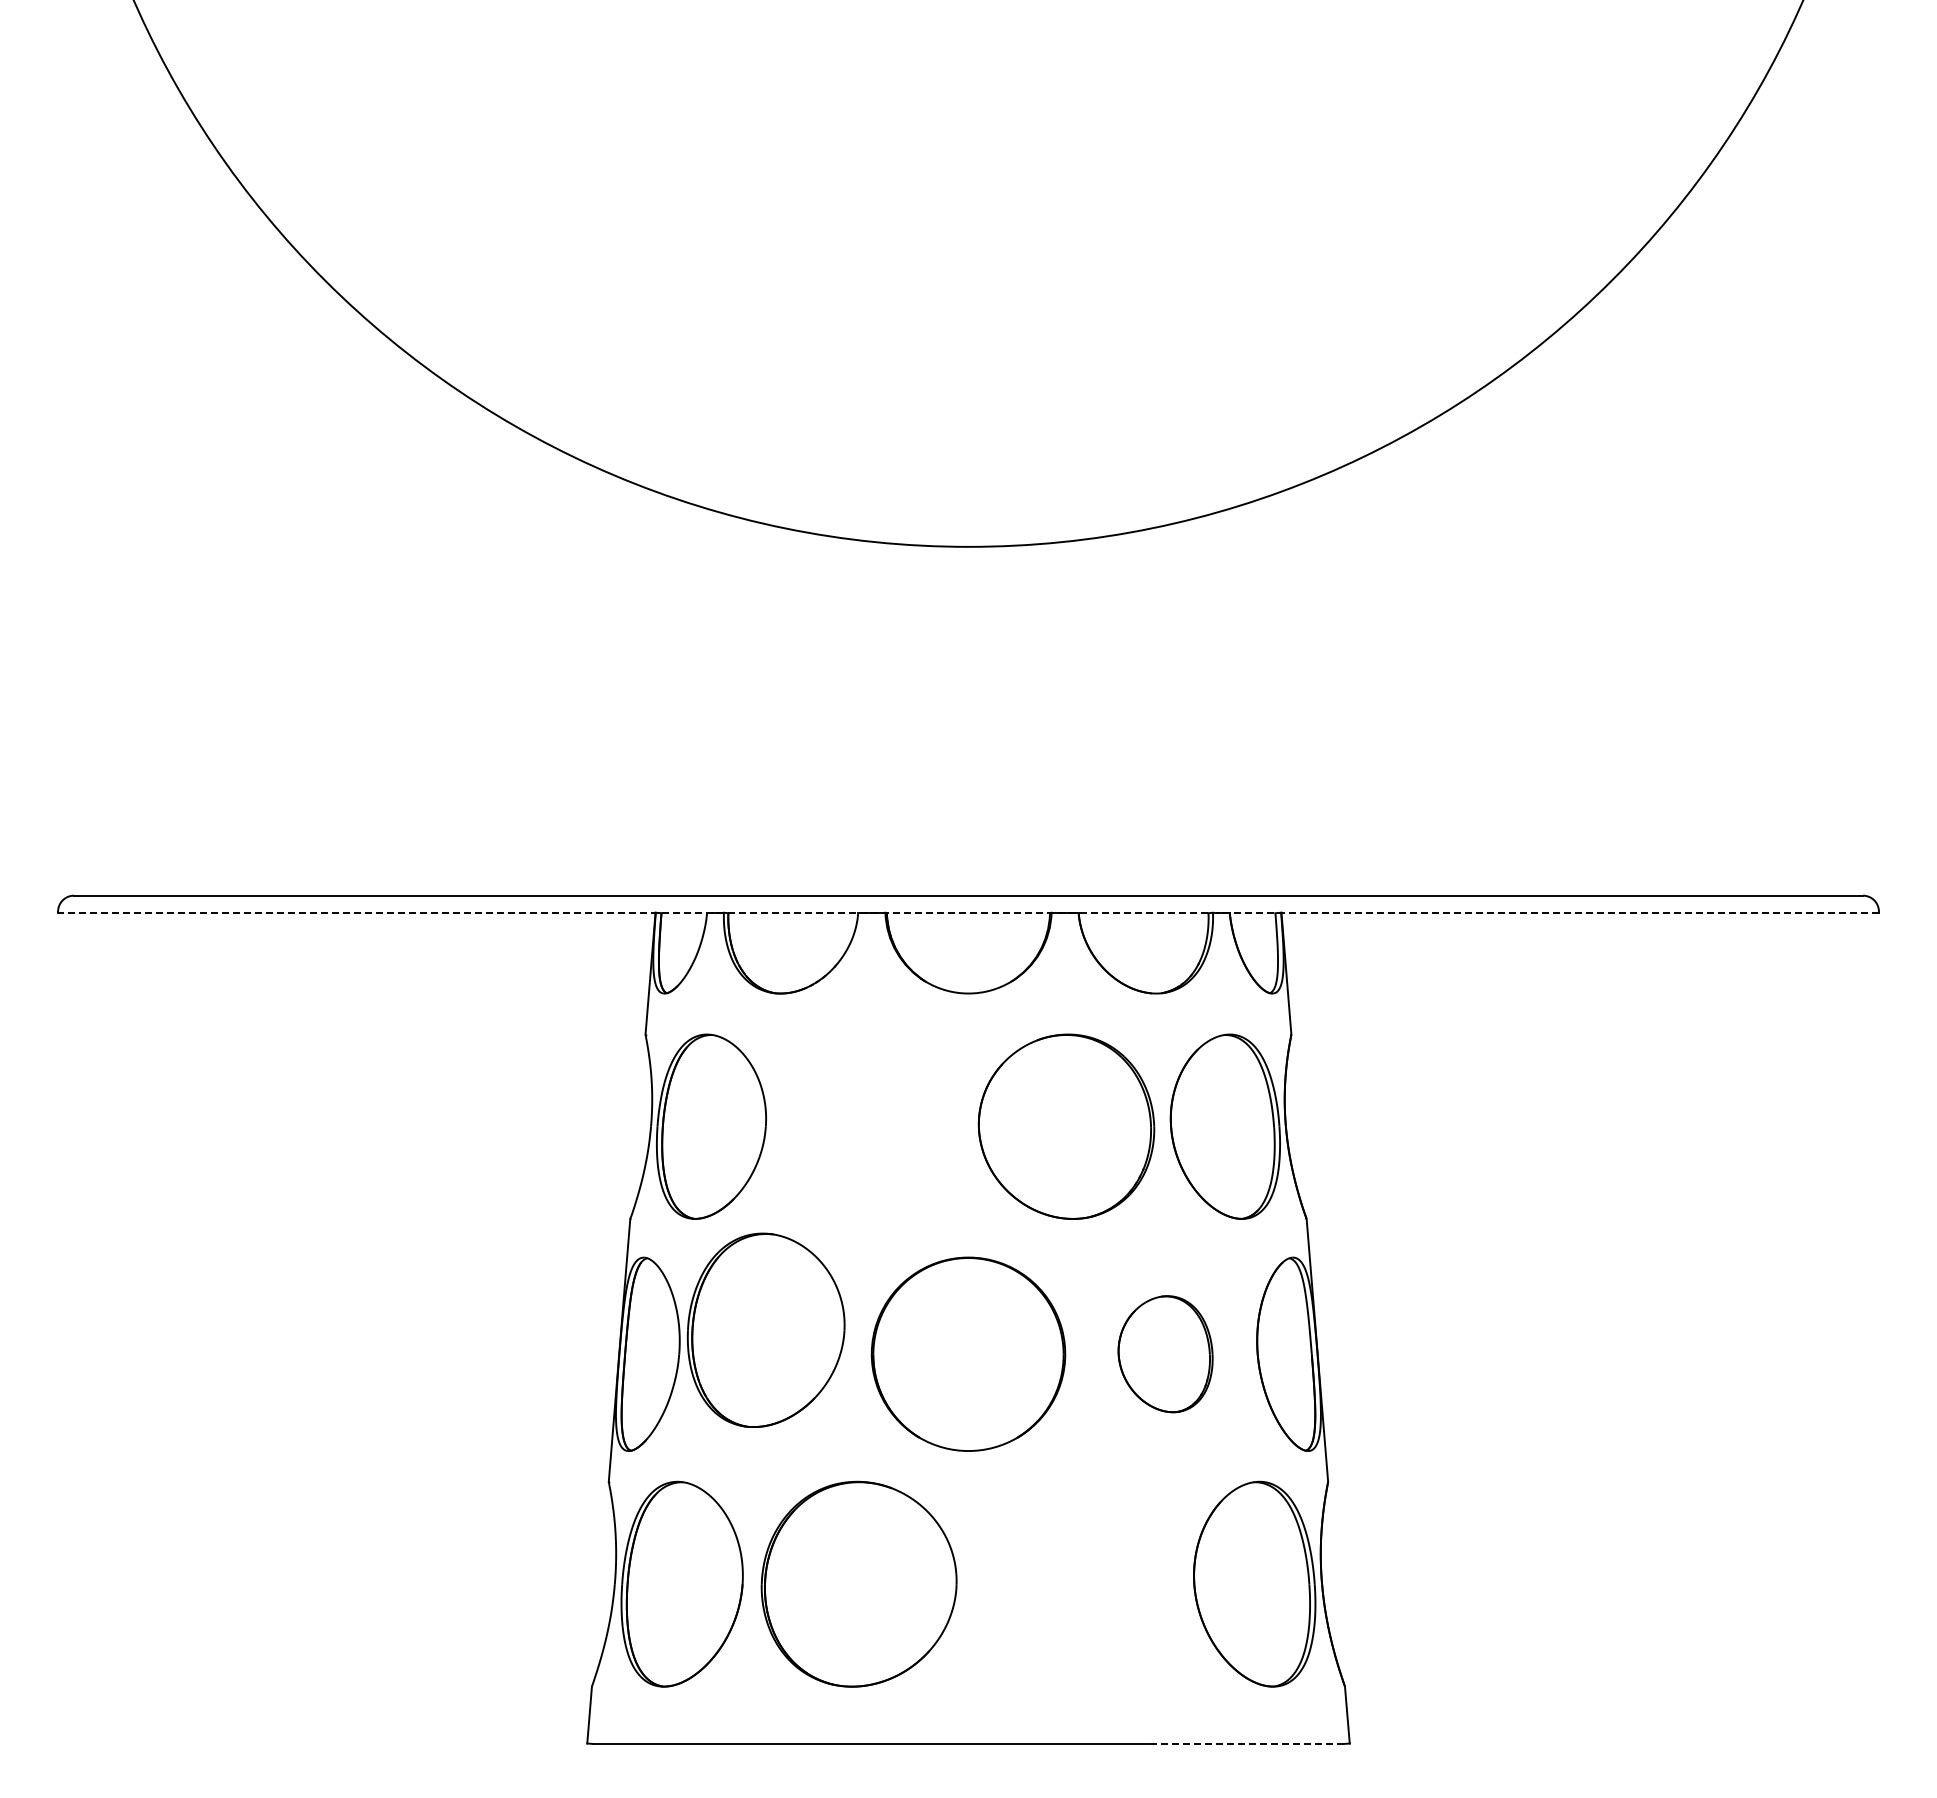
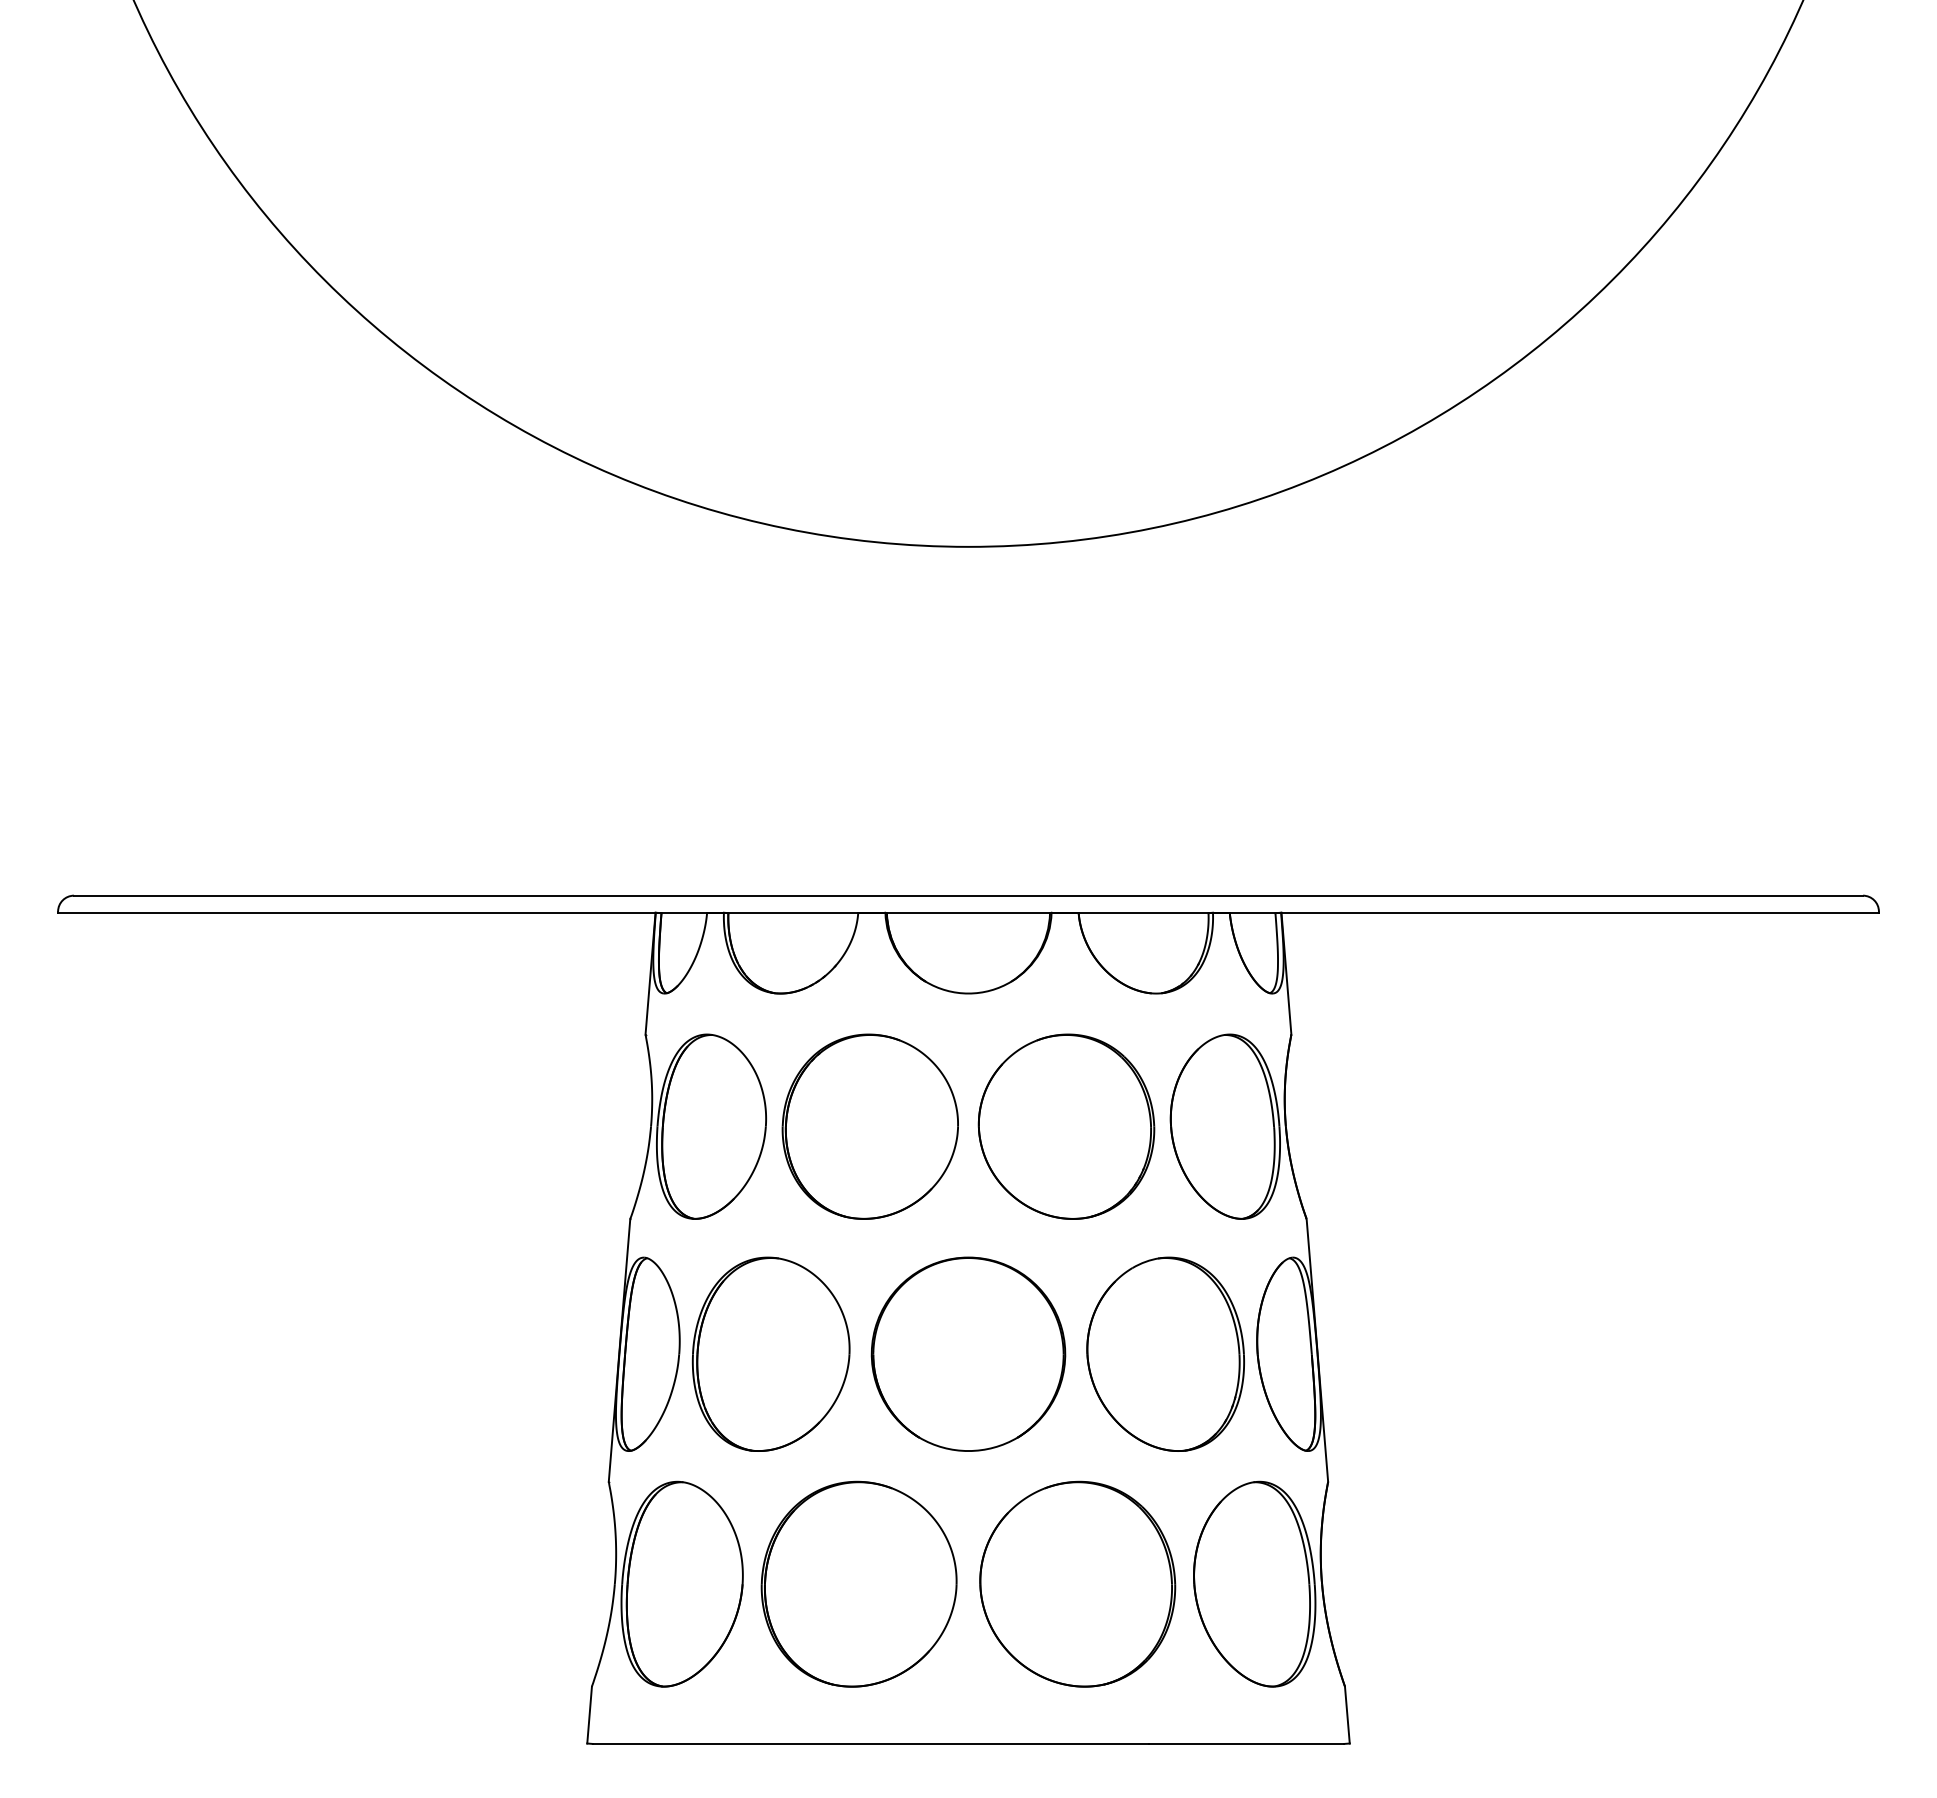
line: dashed -> solid (968, 912)
part: none -> present (869, 1126)
part position: (765, 1329) -> (770, 1353) (770, 1353)
part size: 97x119 px -> 159x196 px (1165, 1353)
part: none -> present (1077, 1583)
line: dashed -> solid (1246, 1743)
